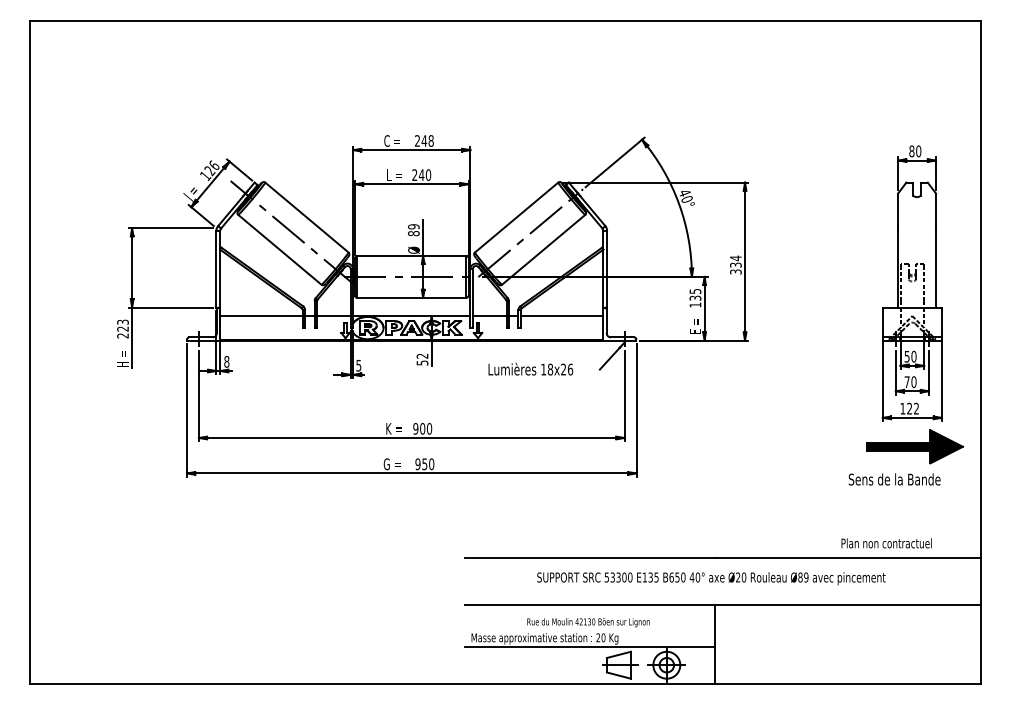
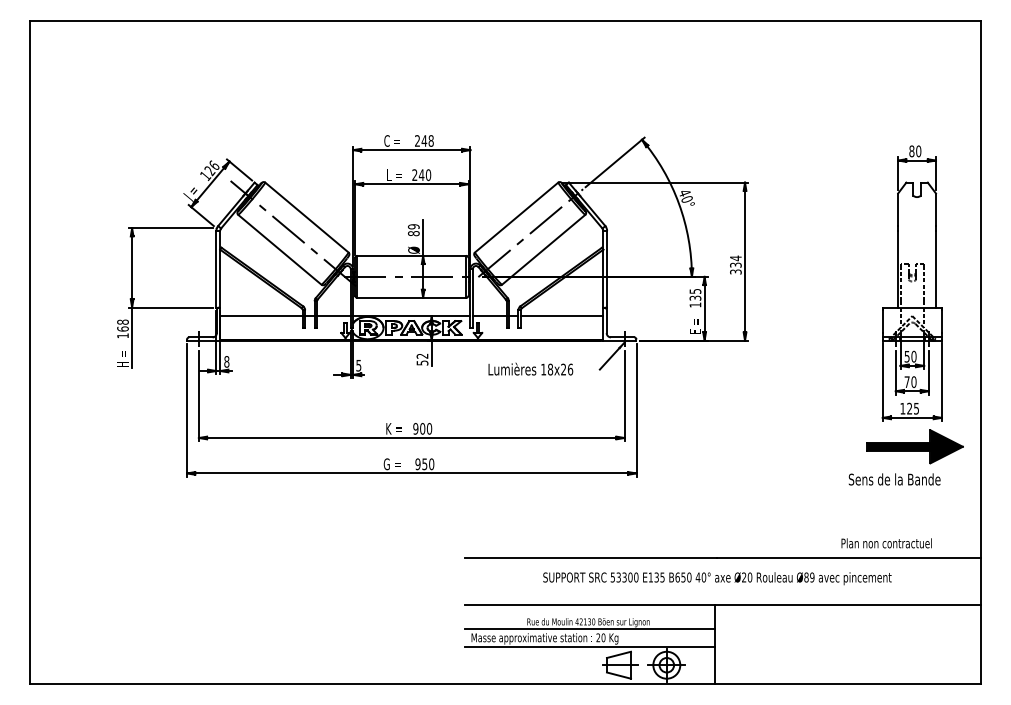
text: 223 -> 168 (122, 328)
text: 122 -> 125 (916, 408)
text position: (711, 578) -> (717, 578) (717, 578)
line: none -> present (589, 629)
